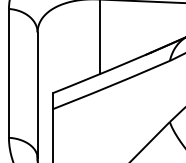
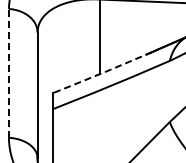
line: solid -> dashed (8, 72)
line: solid -> dashed (103, 72)
